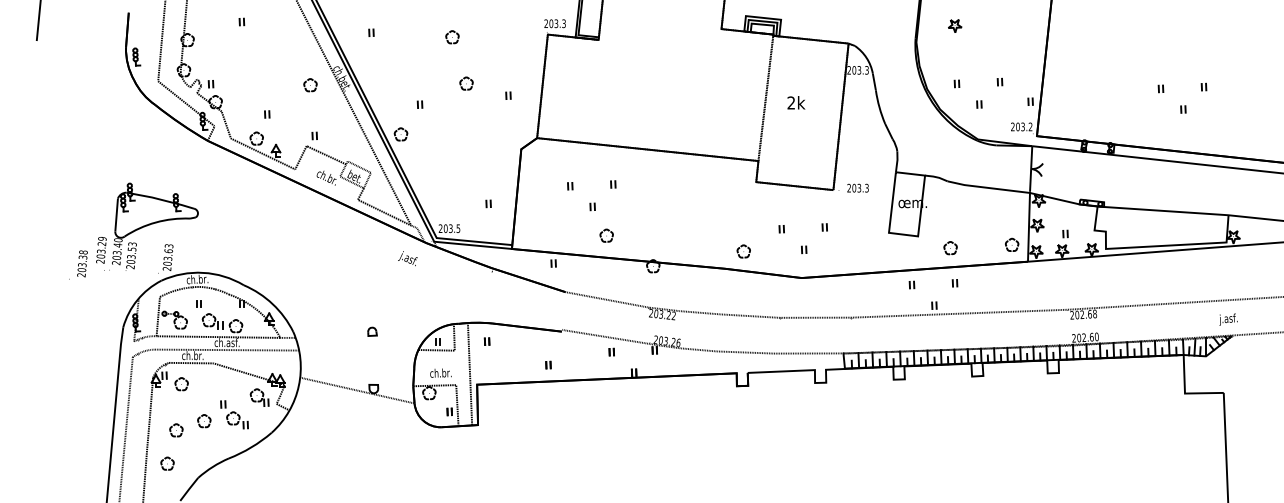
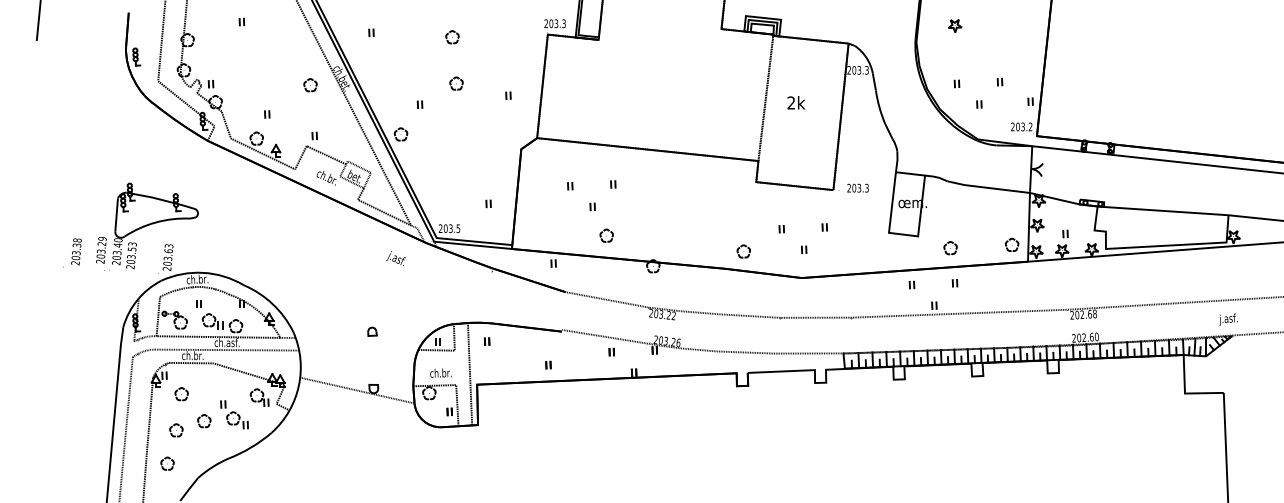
part position: (466, 83) -> (456, 83) (456, 83)
part: present -> none (1181, 105)
text position: (407, 258) -> (395, 258) (395, 258)
text position: (78, 264) -> (72, 252) (72, 252)
part position: (181, 384) -> (181, 394) (181, 394)
